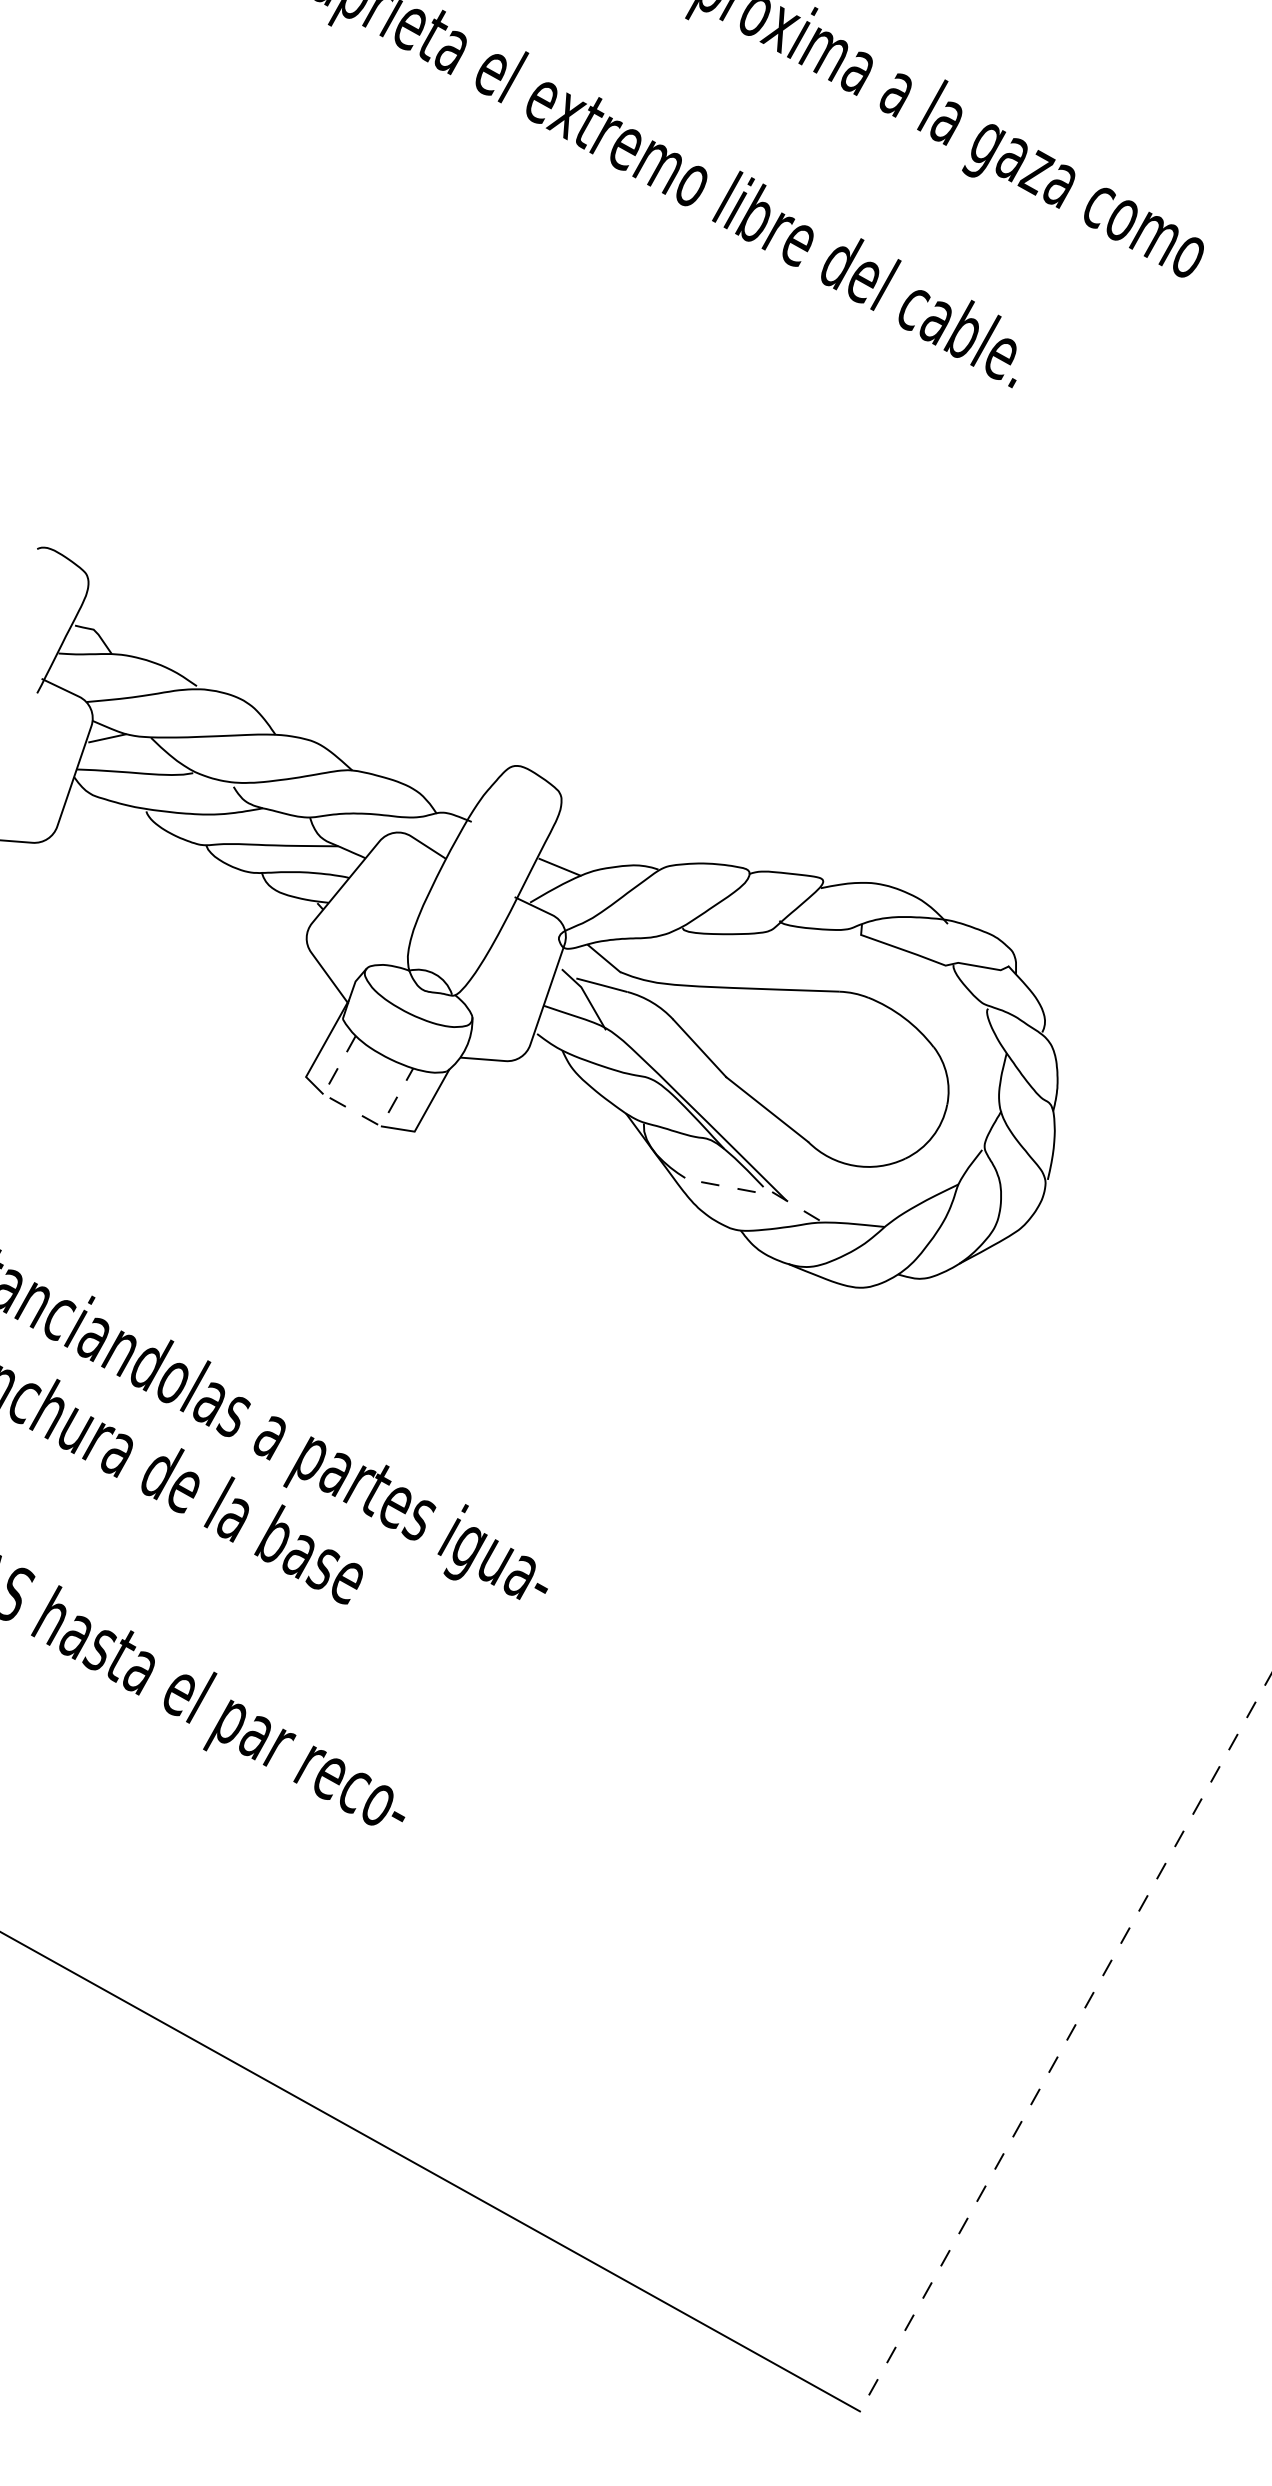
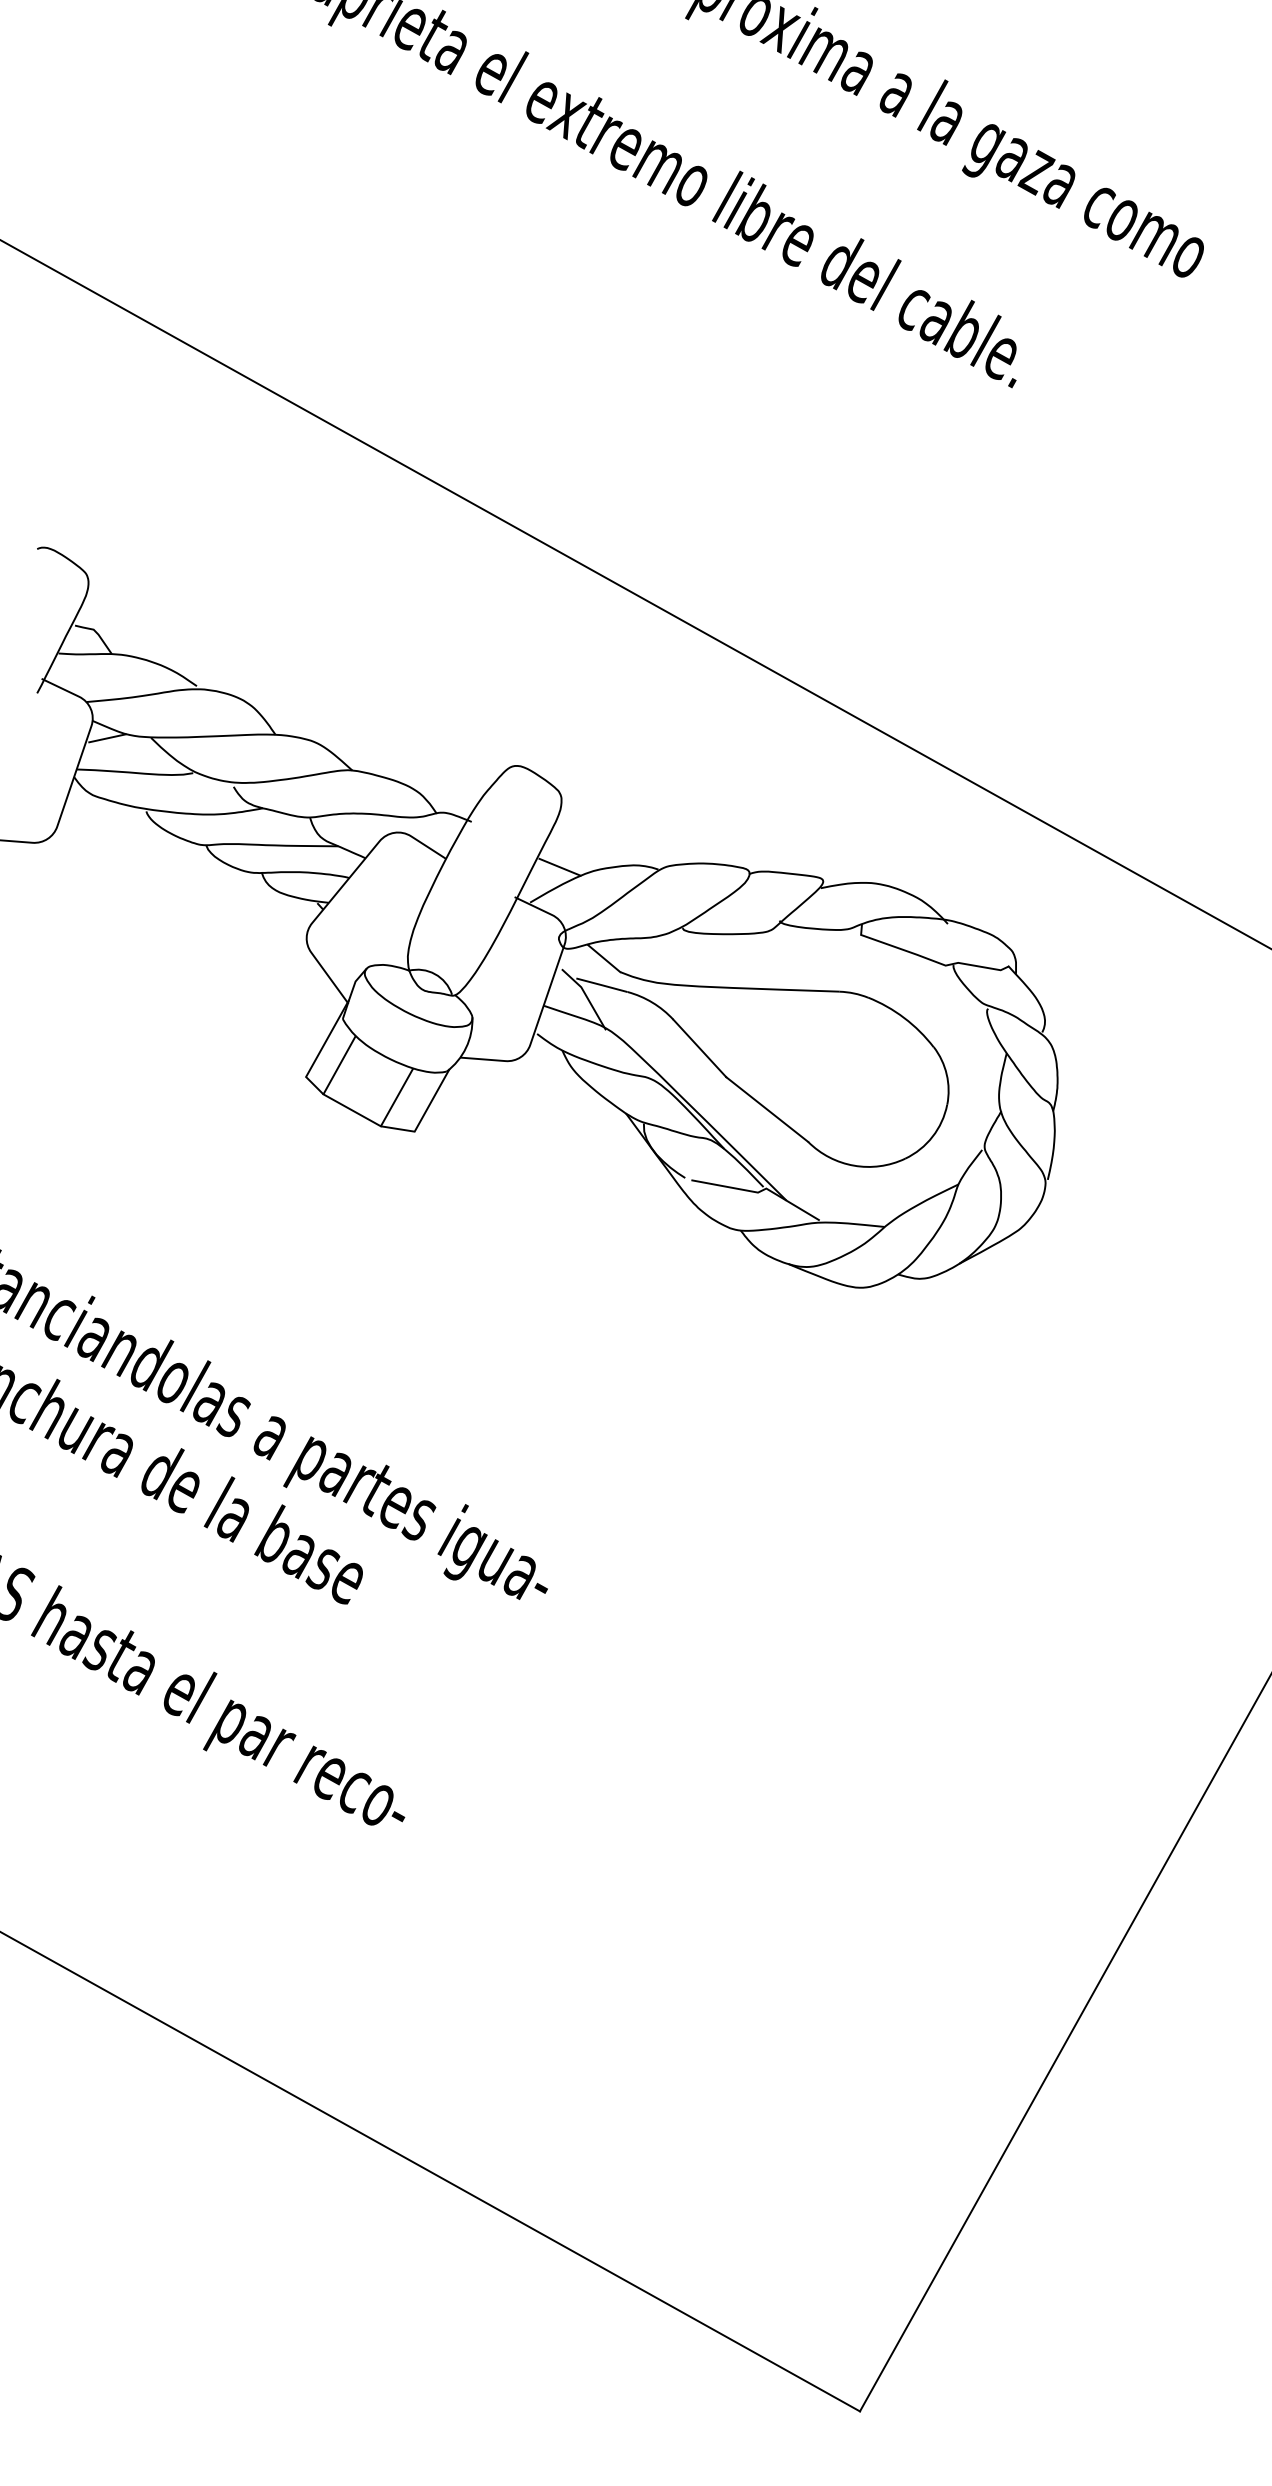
line: none -> present (635, 594)
line: dashed -> solid (352, 1110)
line: dashed -> solid (759, 1191)
line: dashed -> solid (1065, 2042)
